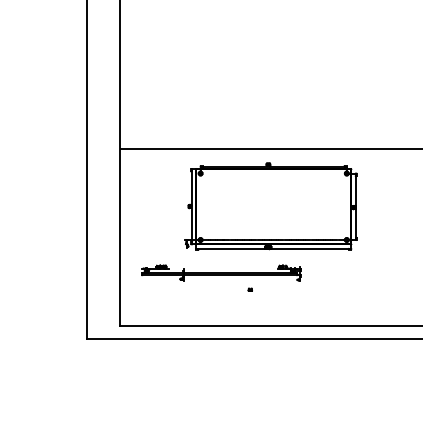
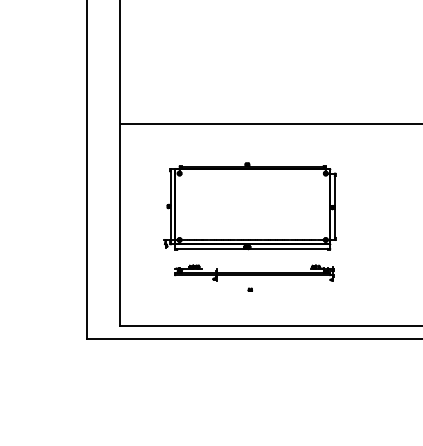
line position: (270, 148) -> (270, 123) (270, 123)
part position: (270, 206) -> (249, 206) (249, 206)
part position: (221, 272) -> (254, 272) (254, 272)
